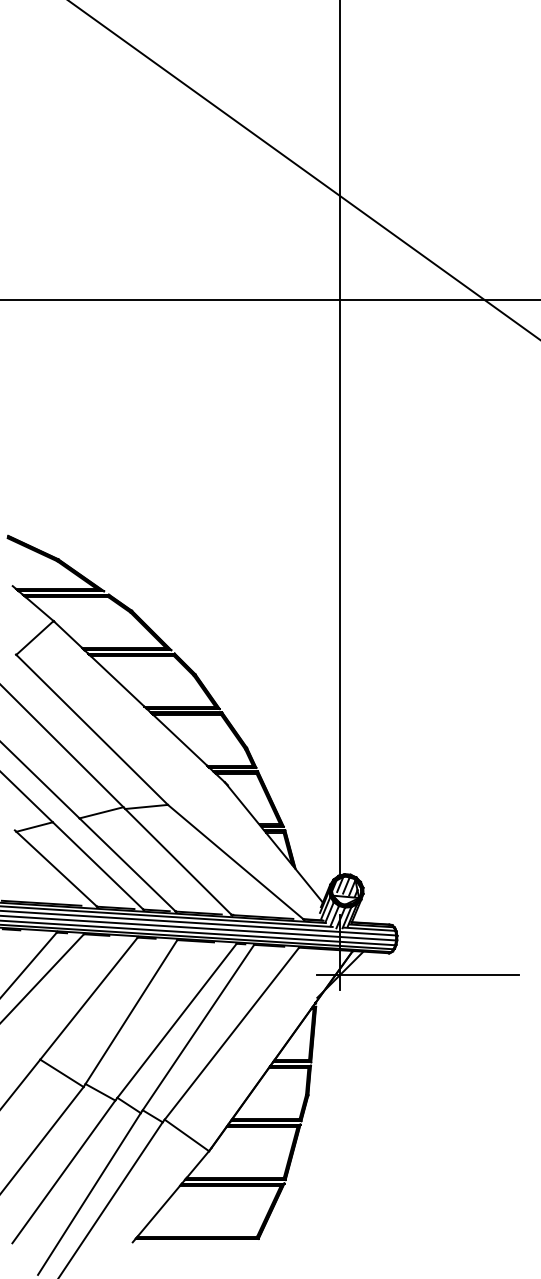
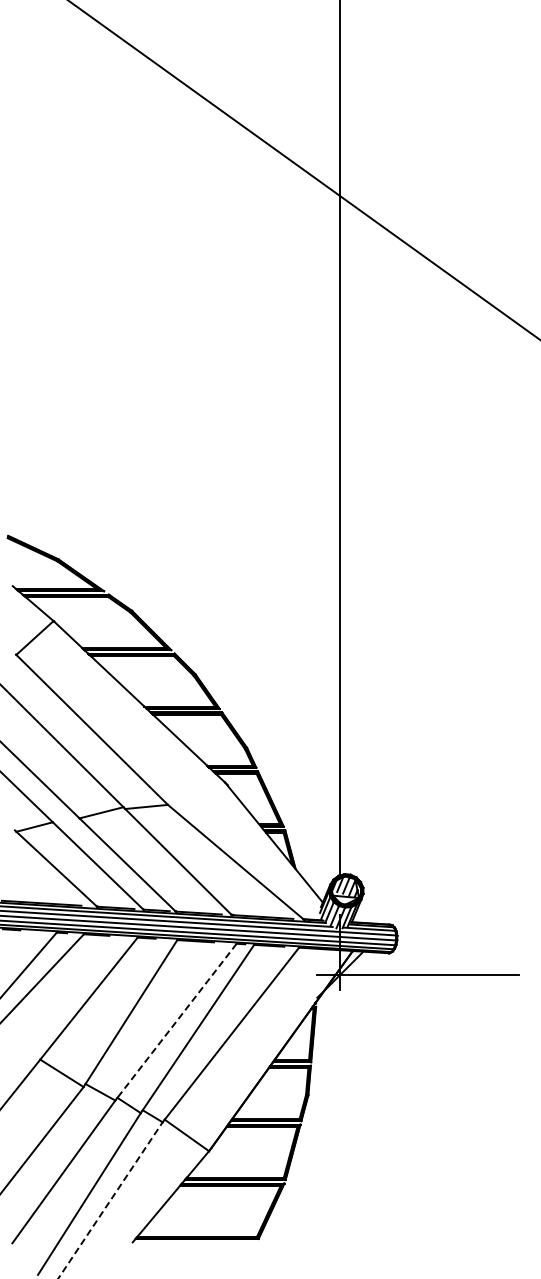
line: present -> none (269, 300)
line: solid -> dashed (176, 1021)
line: solid -> dashed (110, 1200)
